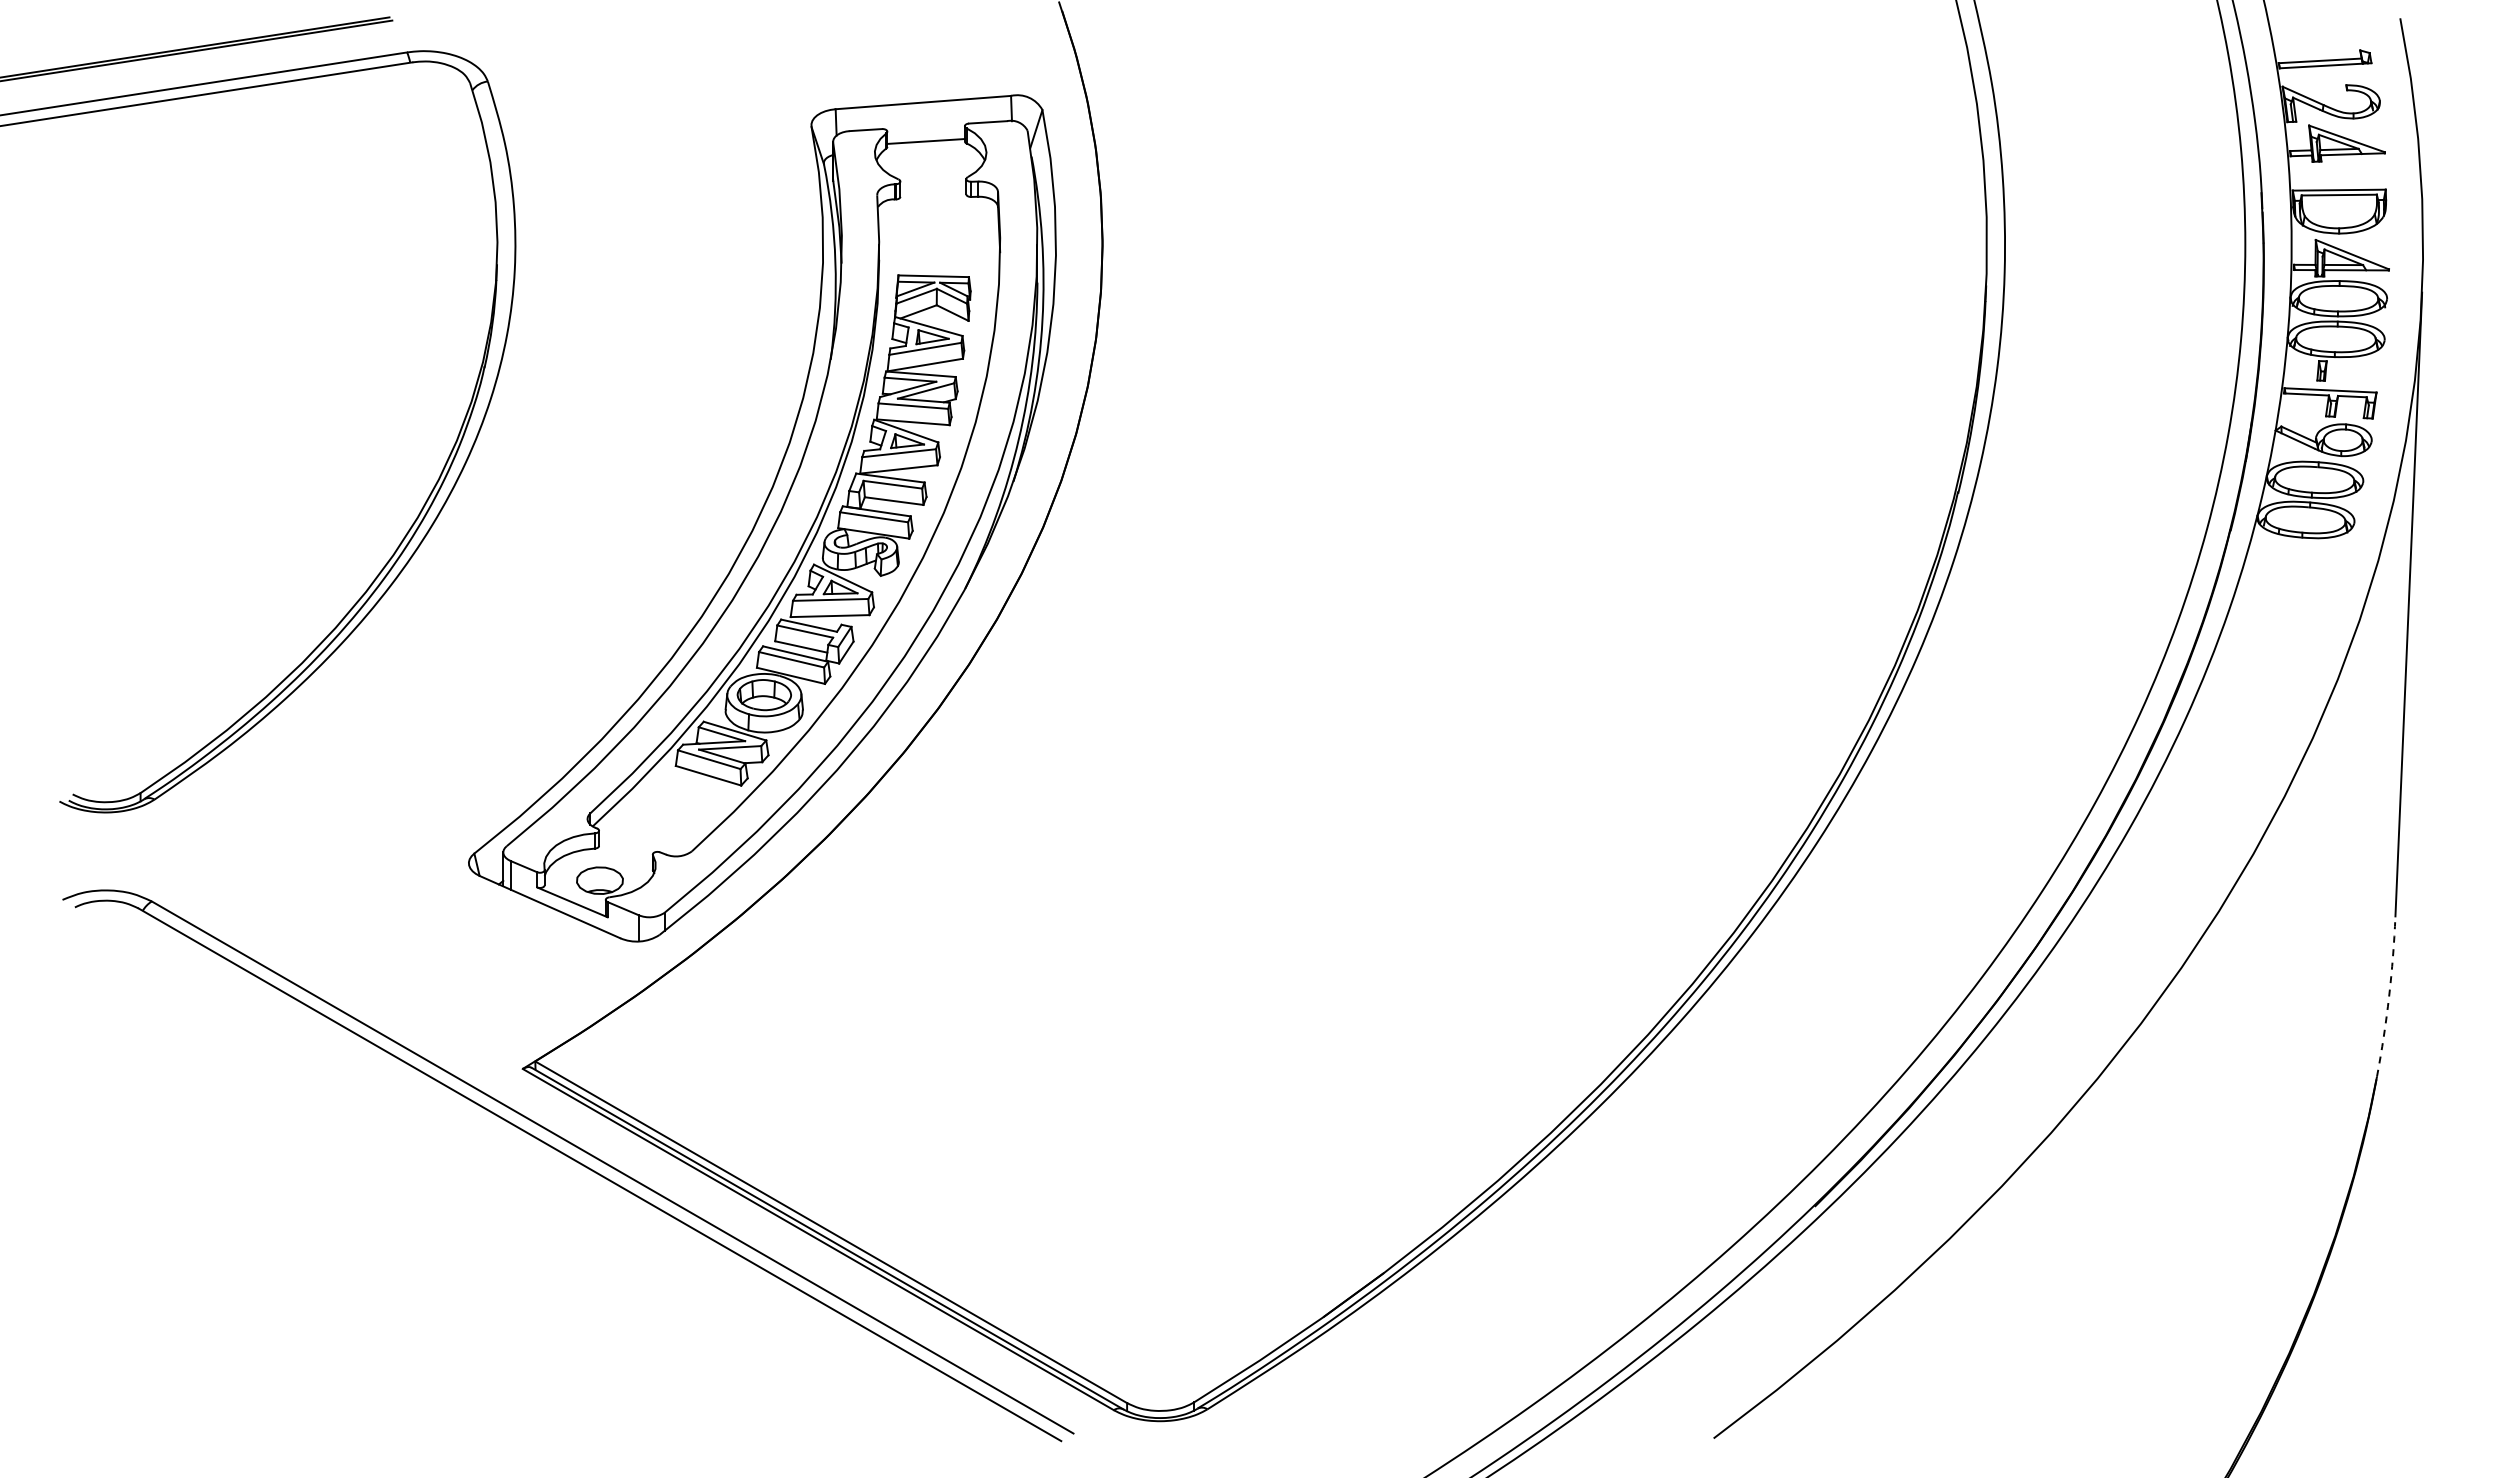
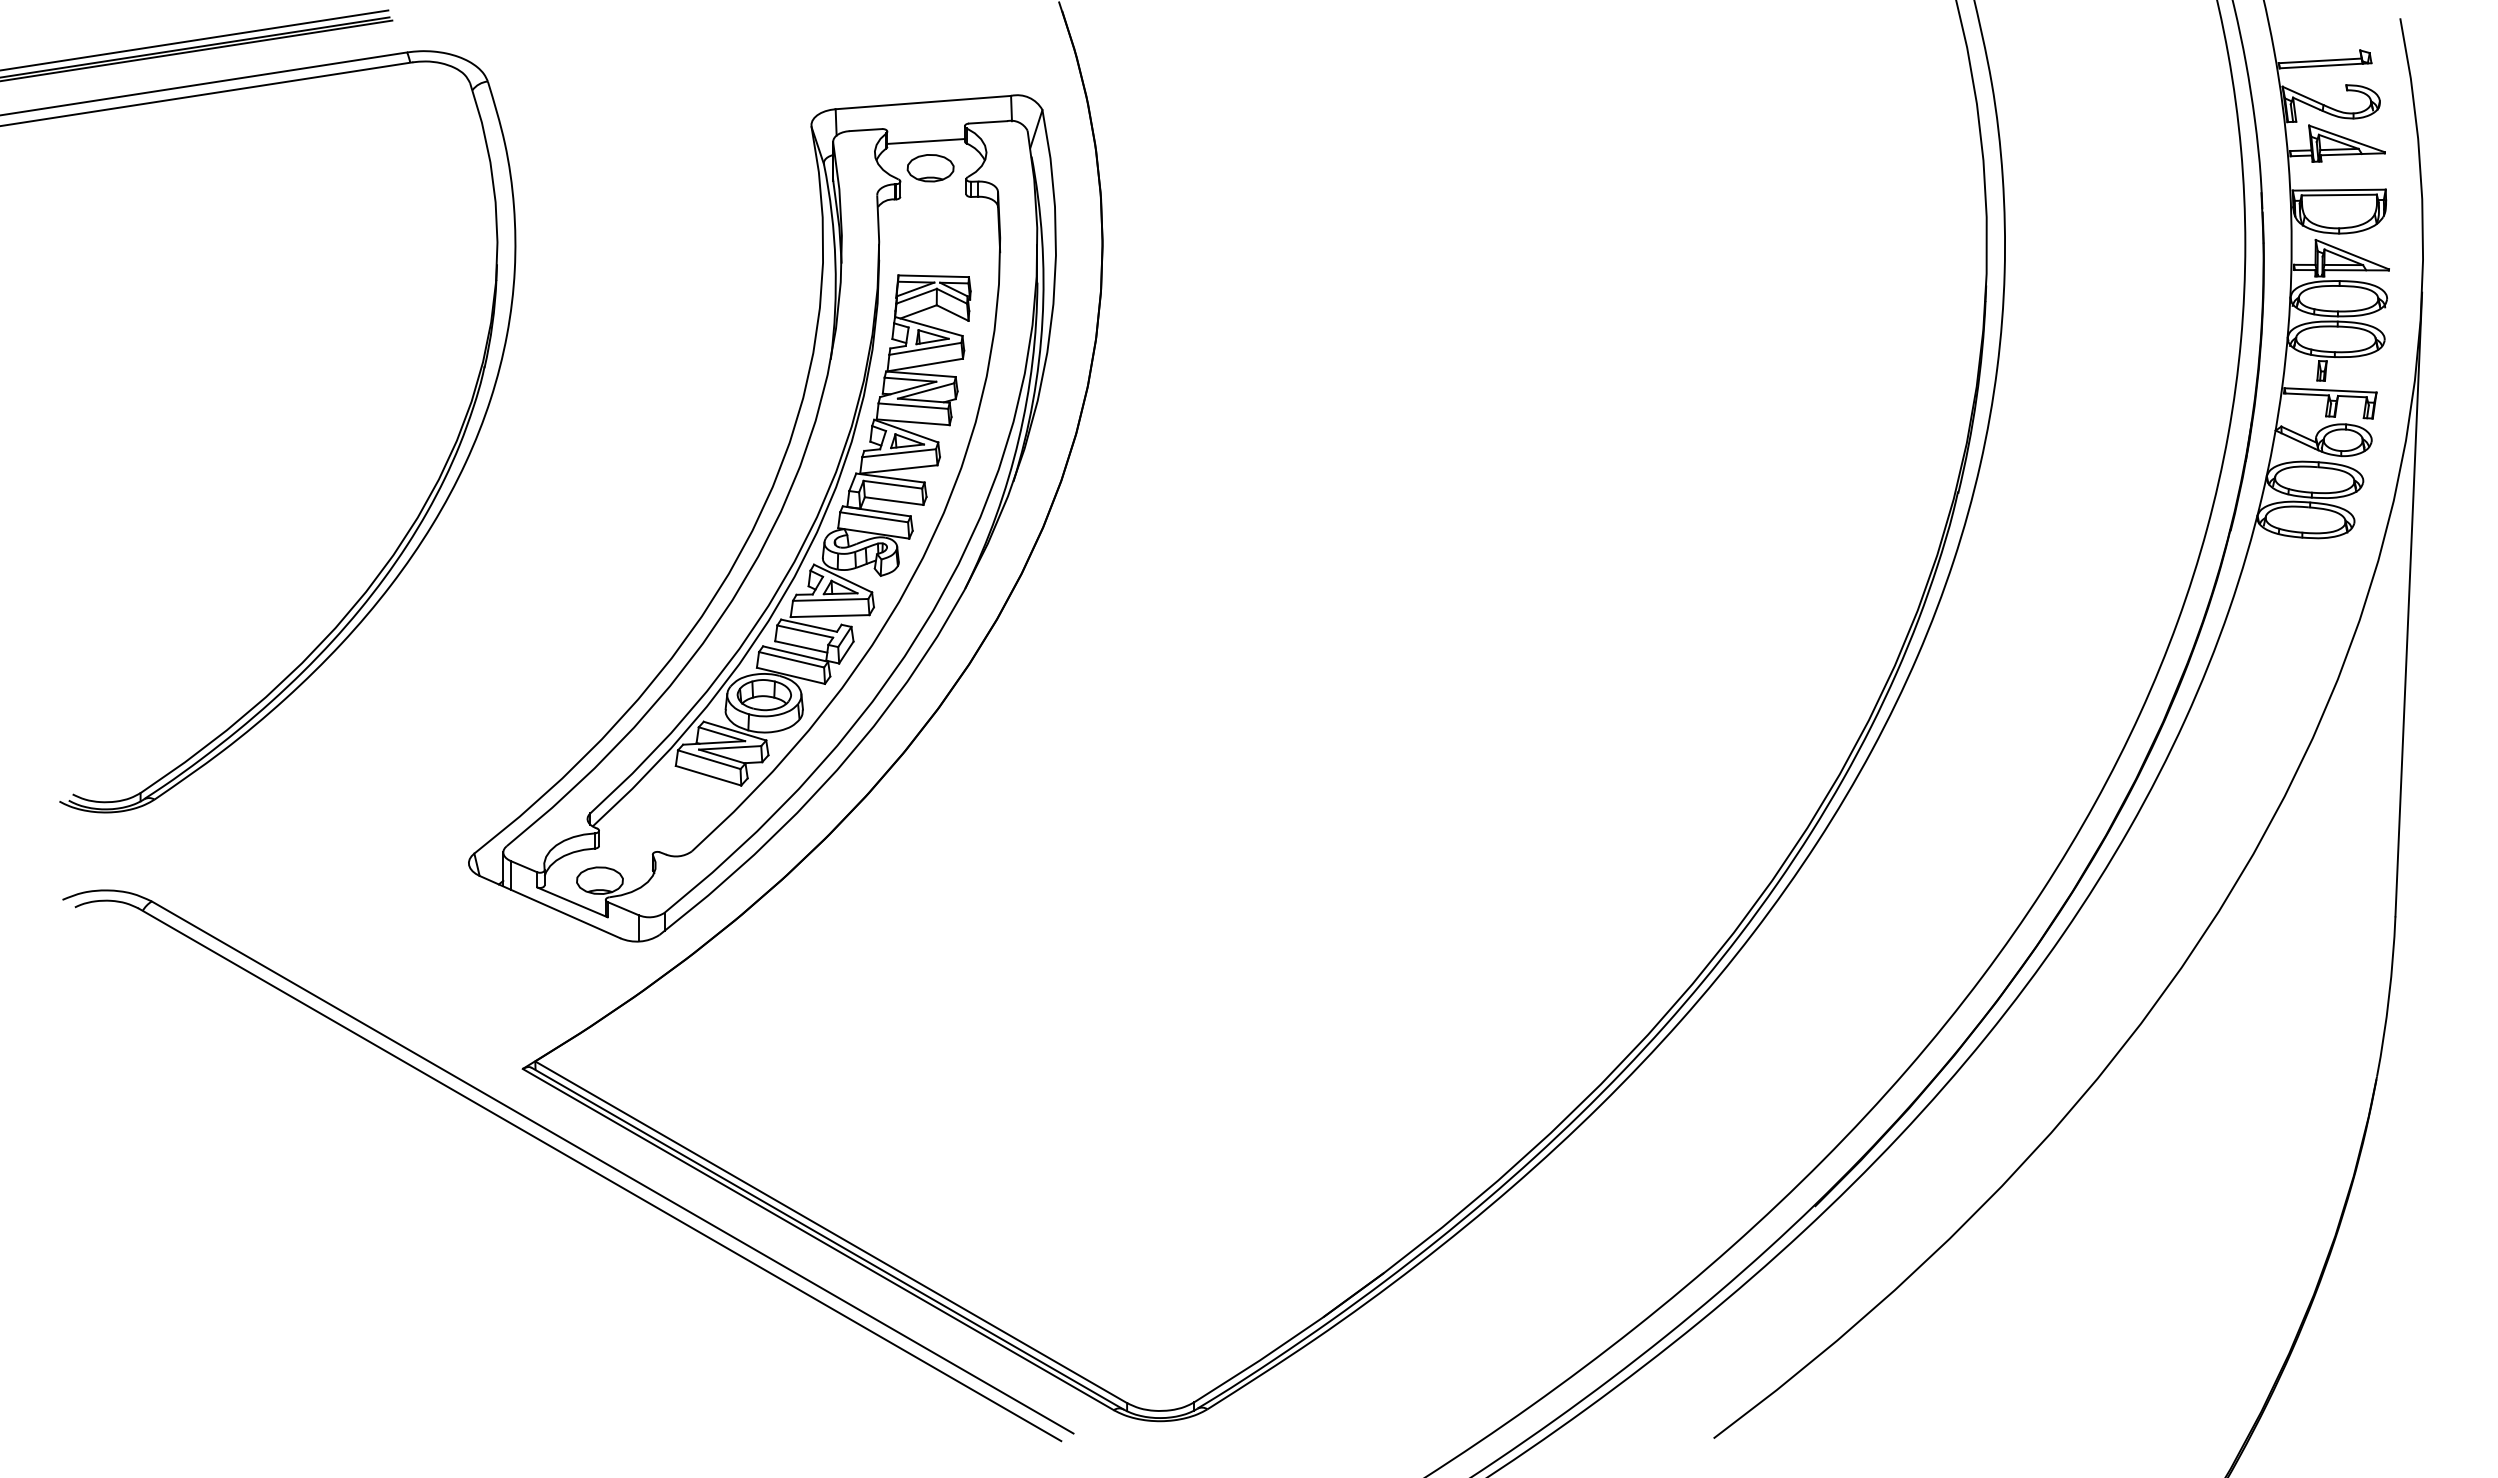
line: none -> present (195, 40)
part: none -> present (930, 168)
arc: dashed -> solid (2389, 996)
